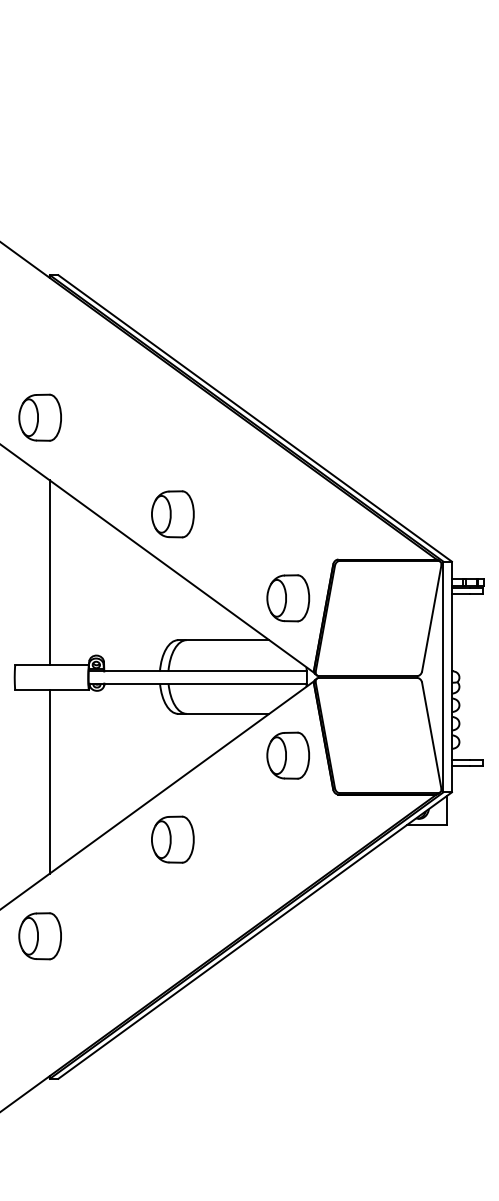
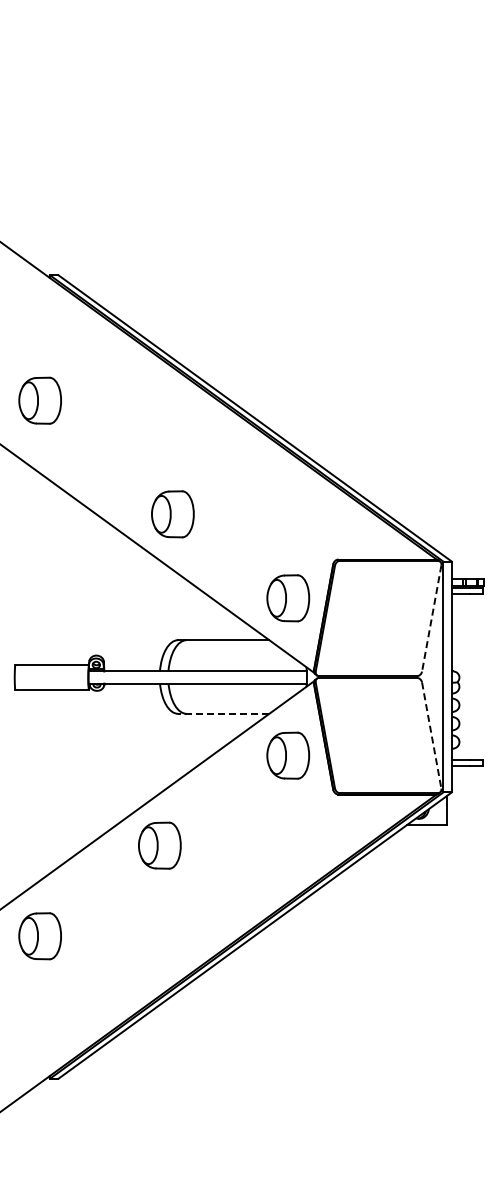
part position: (39, 417) -> (39, 400) (39, 400)
line: present -> none (49, 572)
line: solid -> dashed (431, 618)
line: solid -> dashed (223, 713)
line: solid -> dashed (431, 735)
line: present -> none (49, 781)
part position: (172, 839) -> (159, 845) (159, 845)
